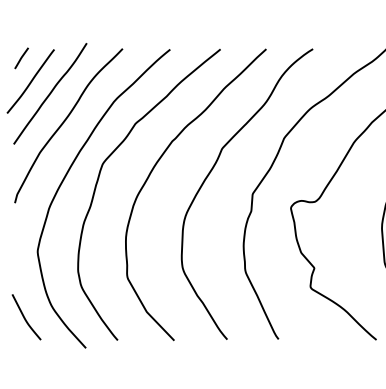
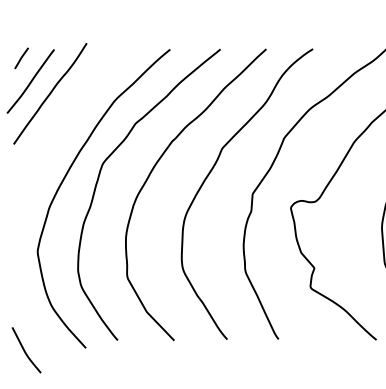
curve: present -> none (65, 121)
curve position: (25, 317) -> (25, 350) (25, 350)
